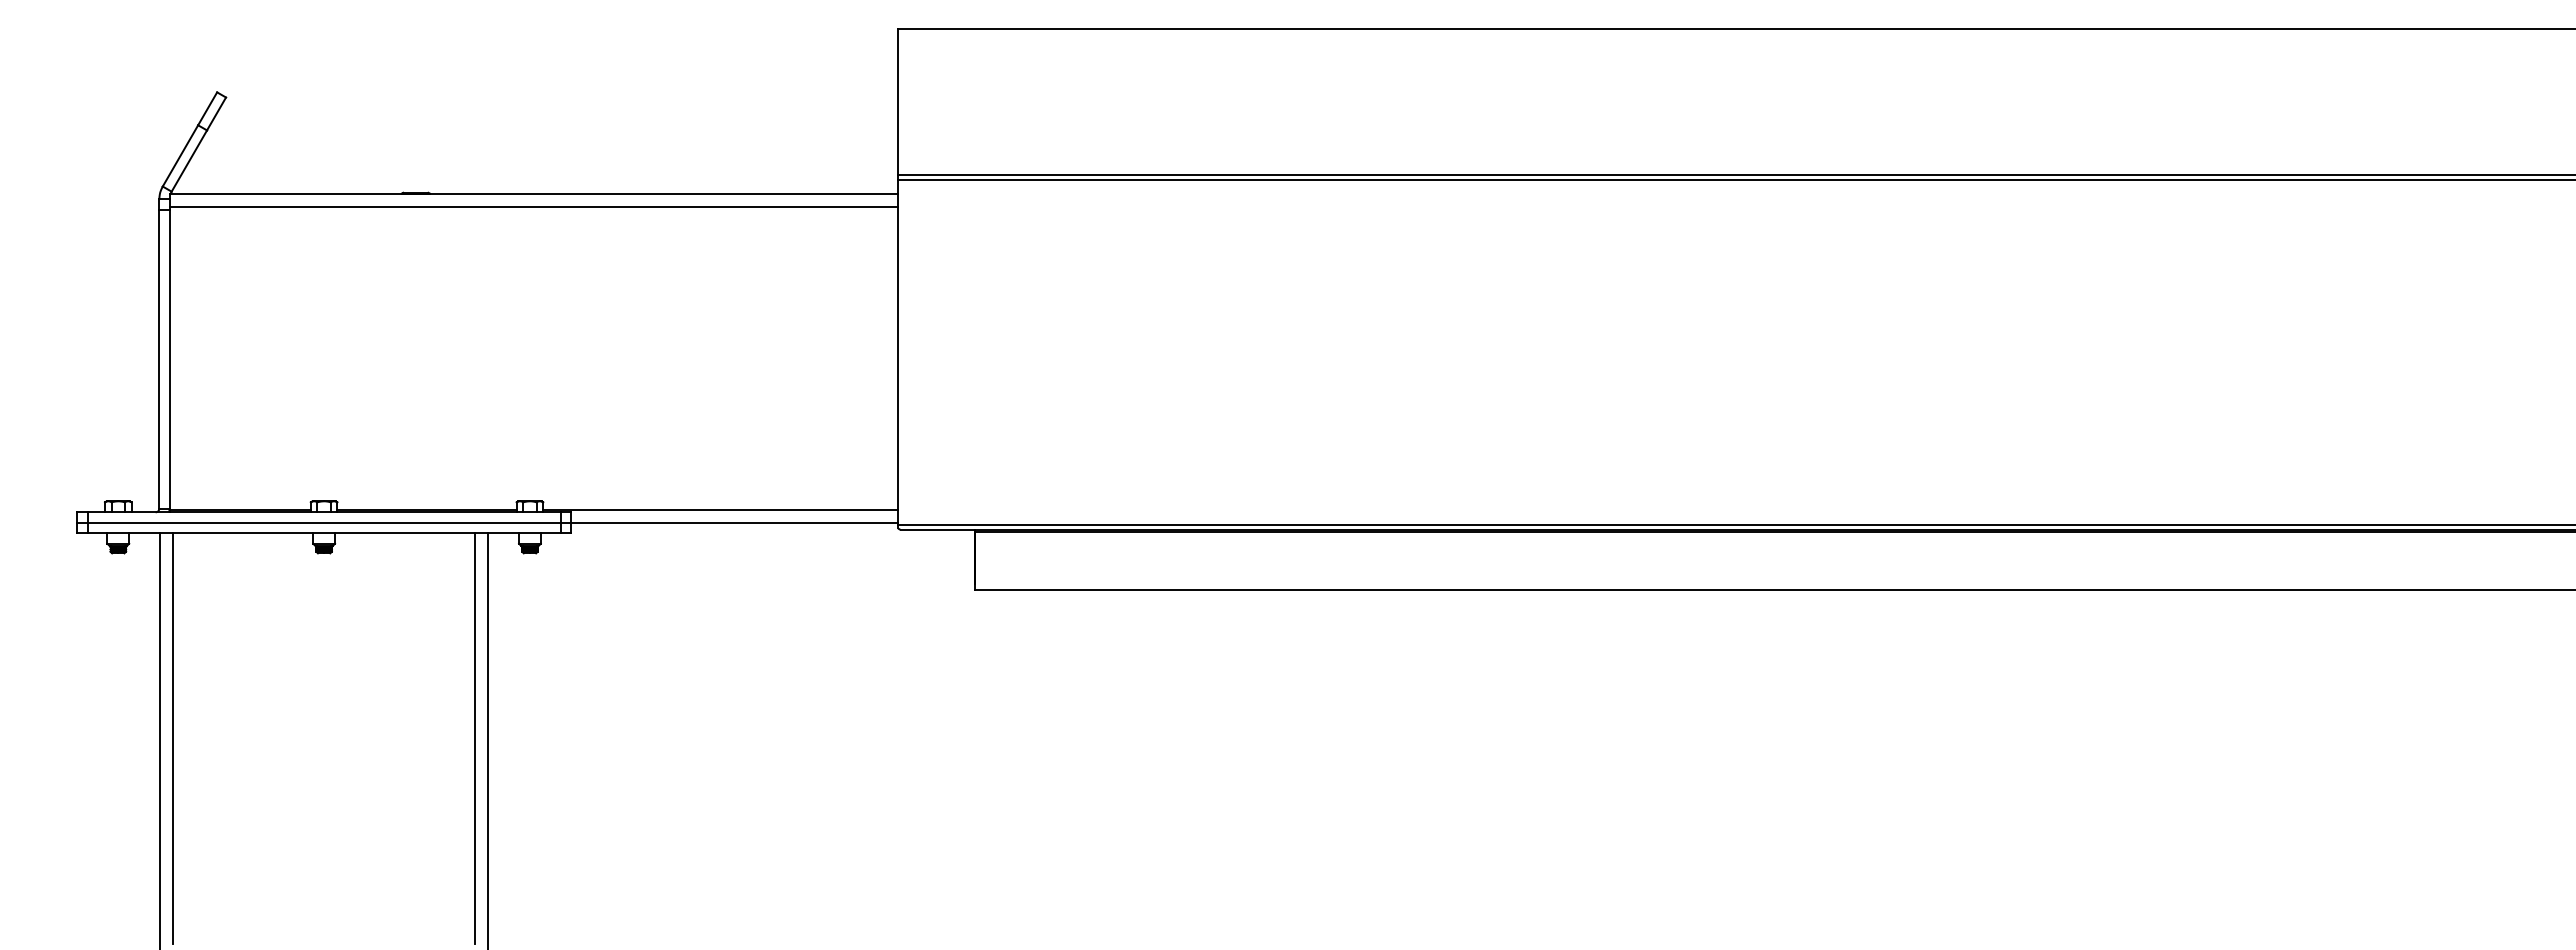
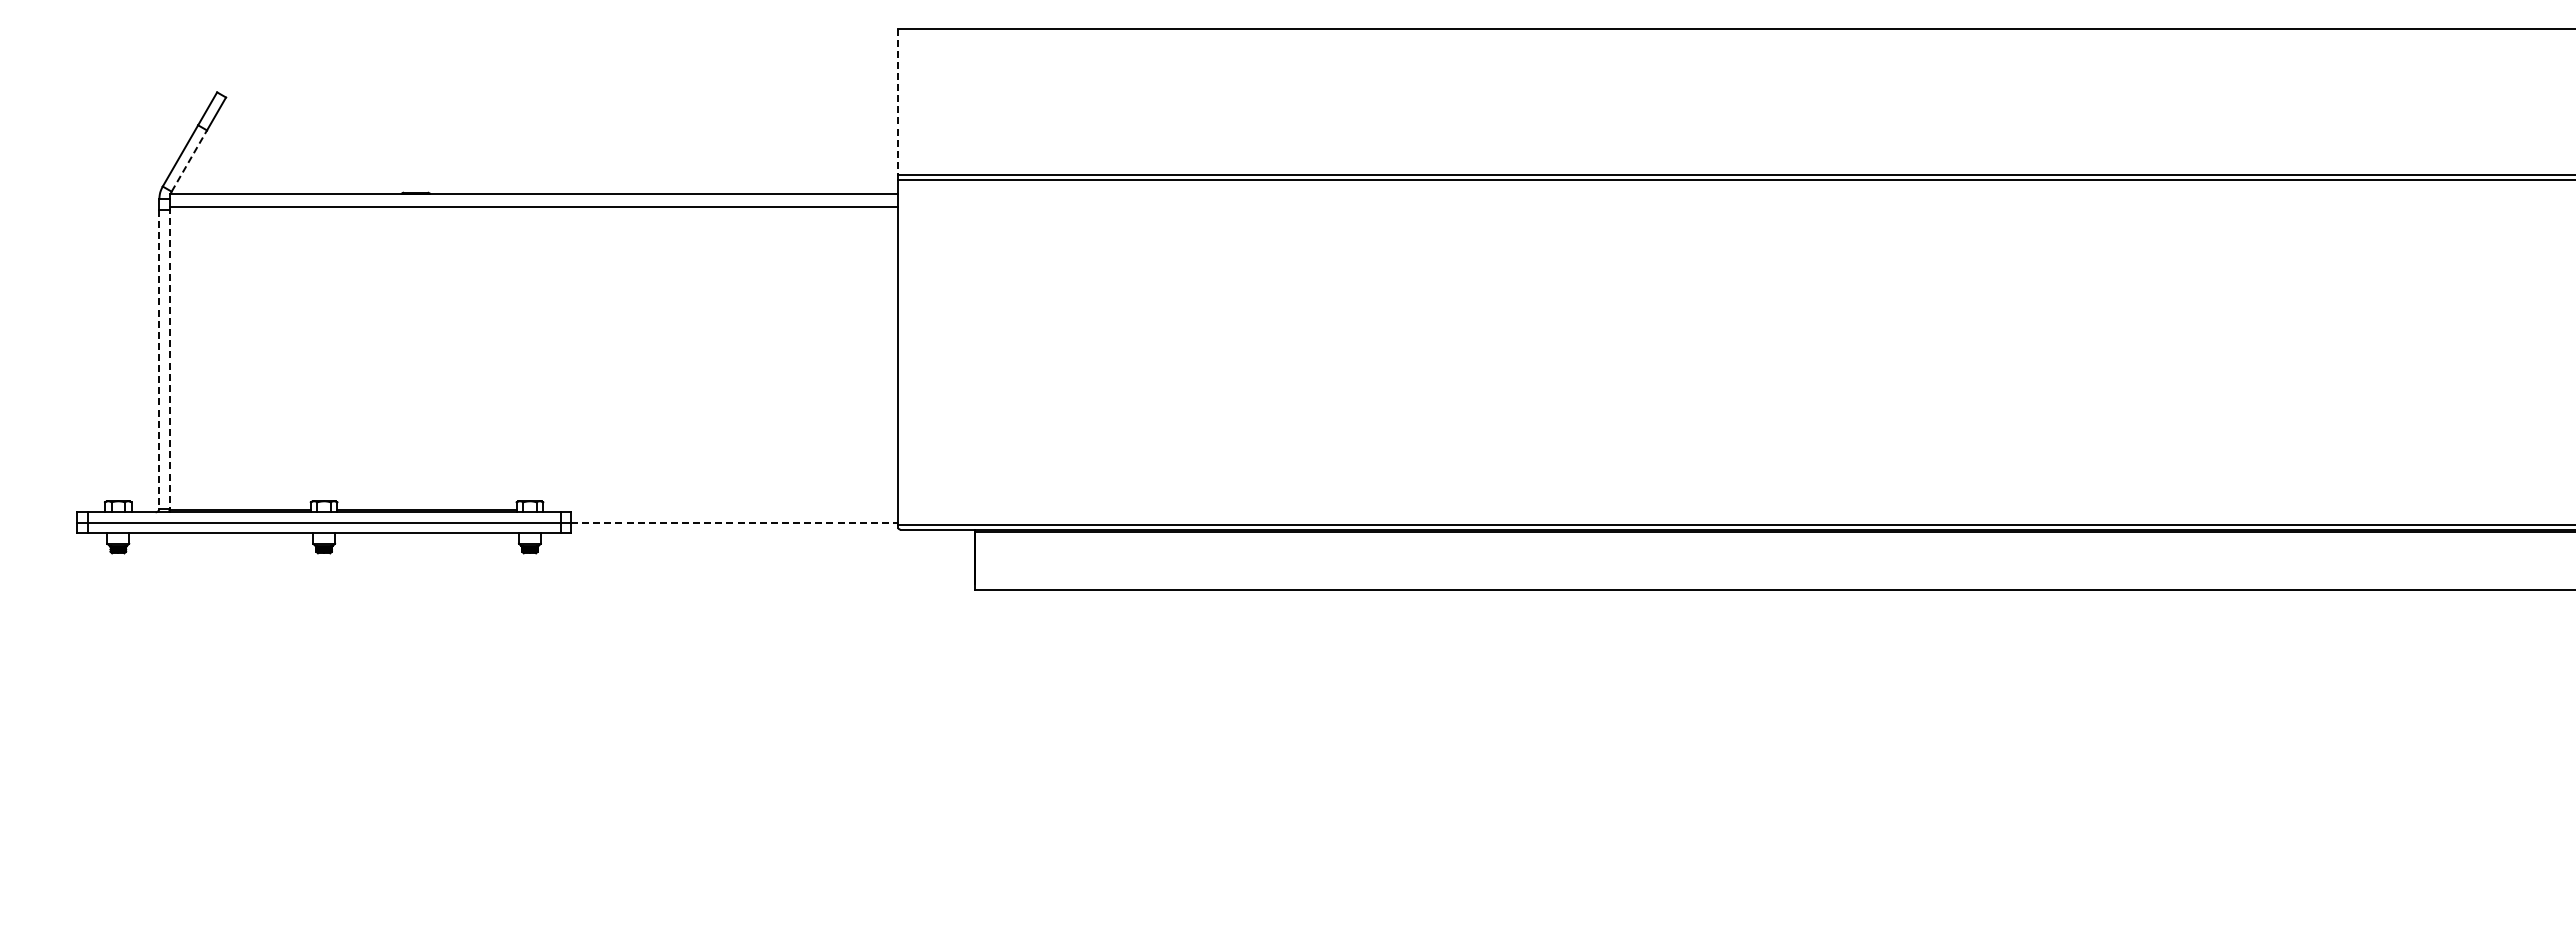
line: solid -> dashed (898, 102)
line: solid -> dashed (189, 160)
line: solid -> dashed (169, 358)
line: solid -> dashed (159, 359)
line: present -> none (720, 509)
line: solid -> dashed (734, 522)
line: present -> none (172, 737)
line: present -> none (475, 737)
line: present -> none (159, 739)
line: present -> none (488, 739)
